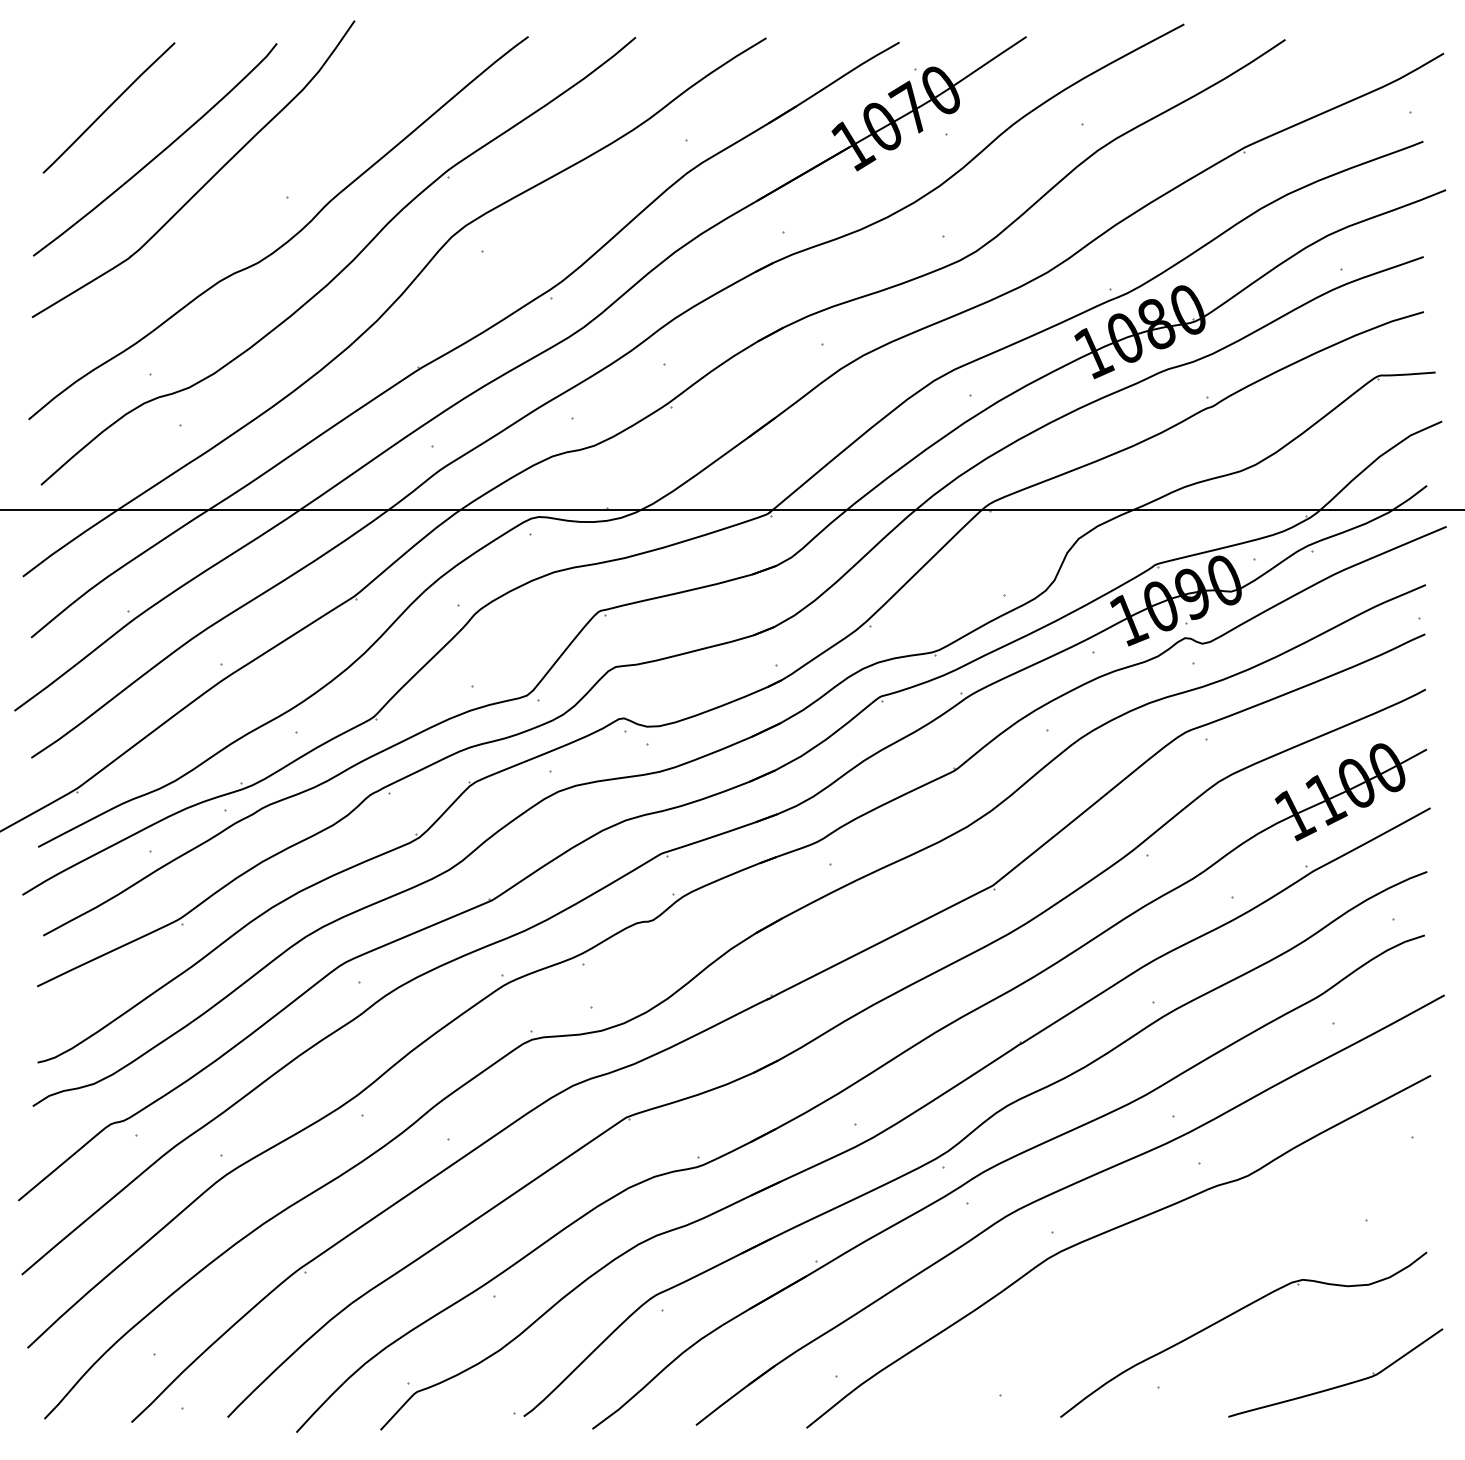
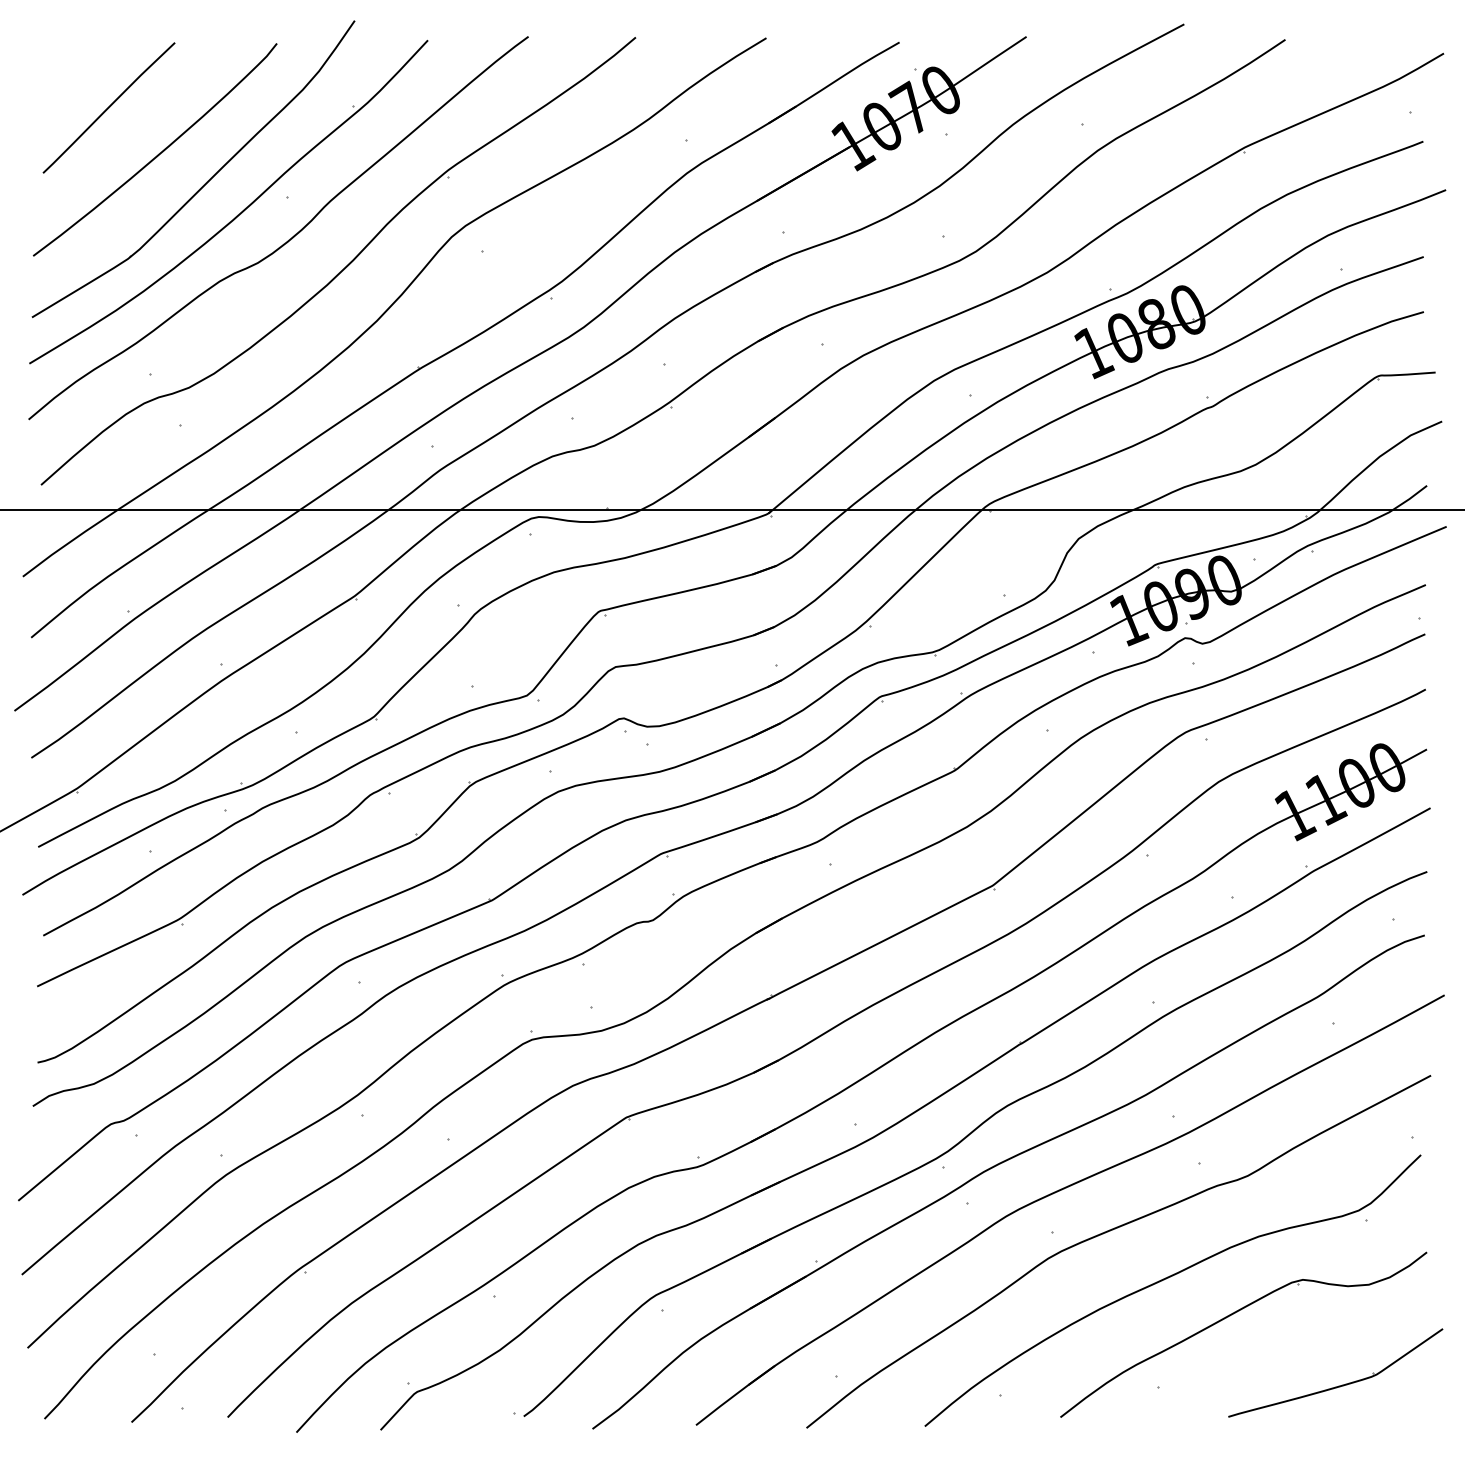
part: none -> present (236, 215)
curve: none -> present (1166, 1279)
